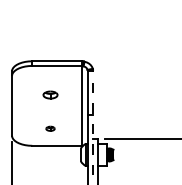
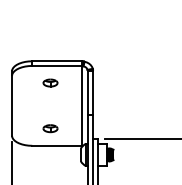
part position: (50, 94) -> (50, 82) (50, 82)
line: dashed -> solid (93, 127)
part size: 11x7 px -> 17x10 px (50, 128)
